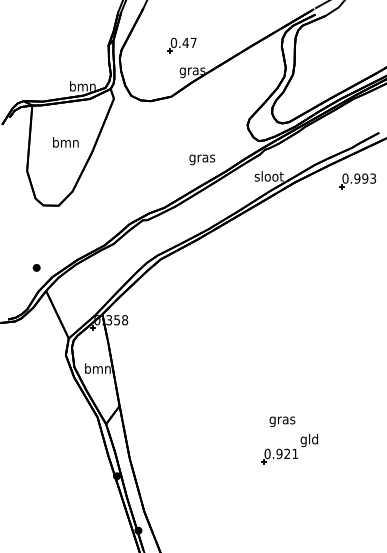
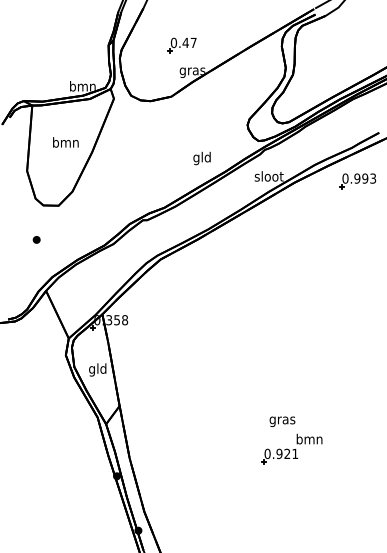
text: gras -> gld (202, 158)
part position: (36, 267) -> (36, 239) (36, 239)
text: bmn -> gld (97, 369)
text: gld -> bmn (309, 440)
